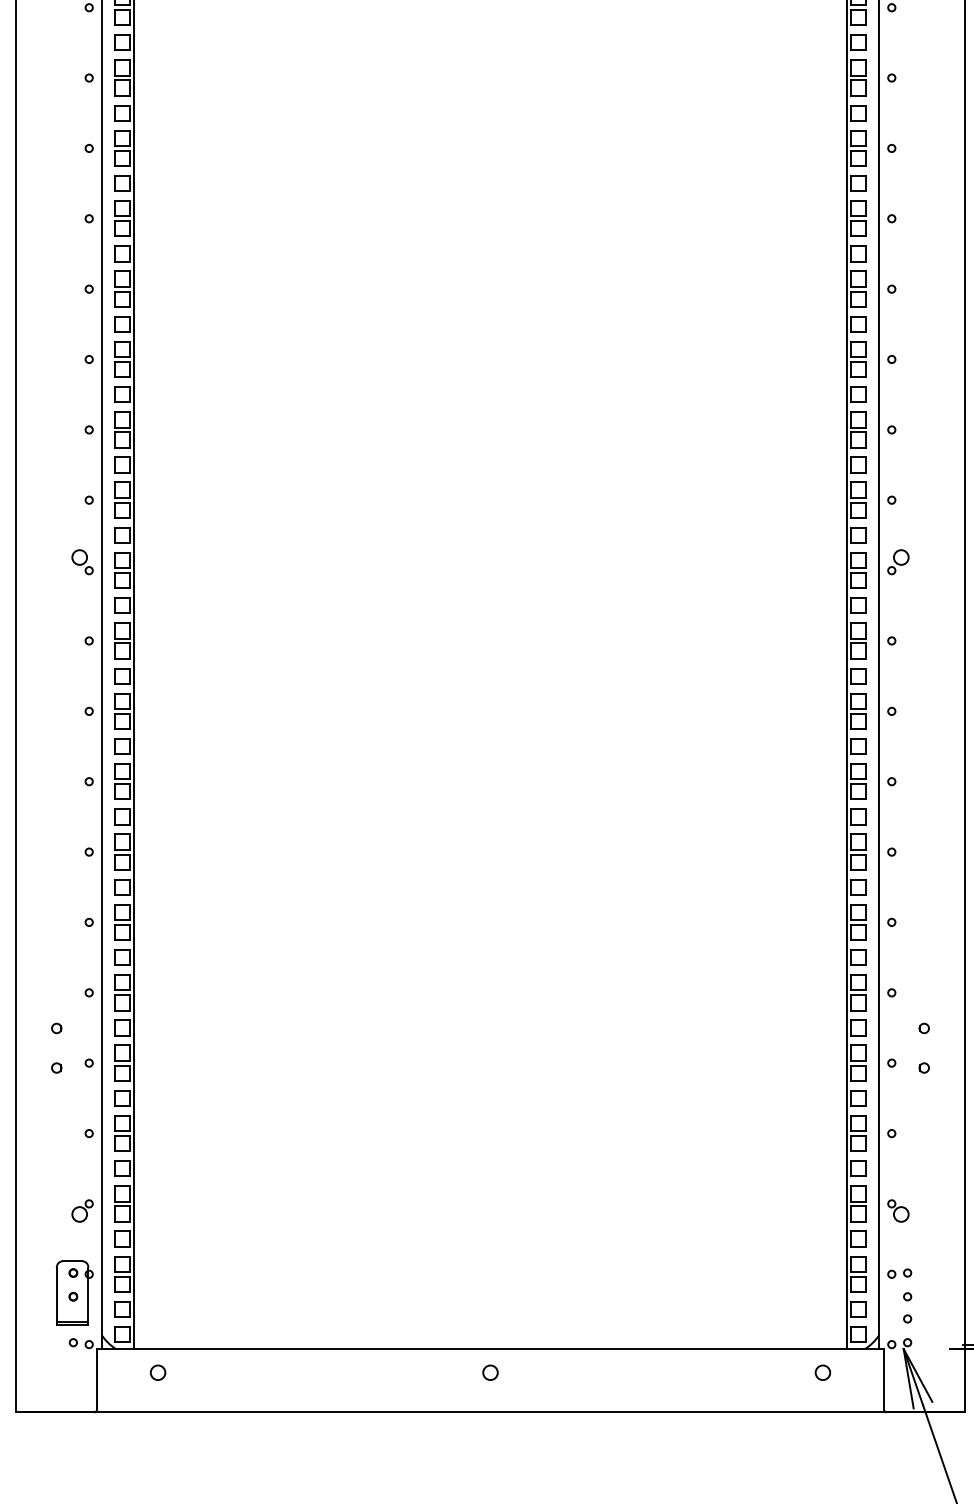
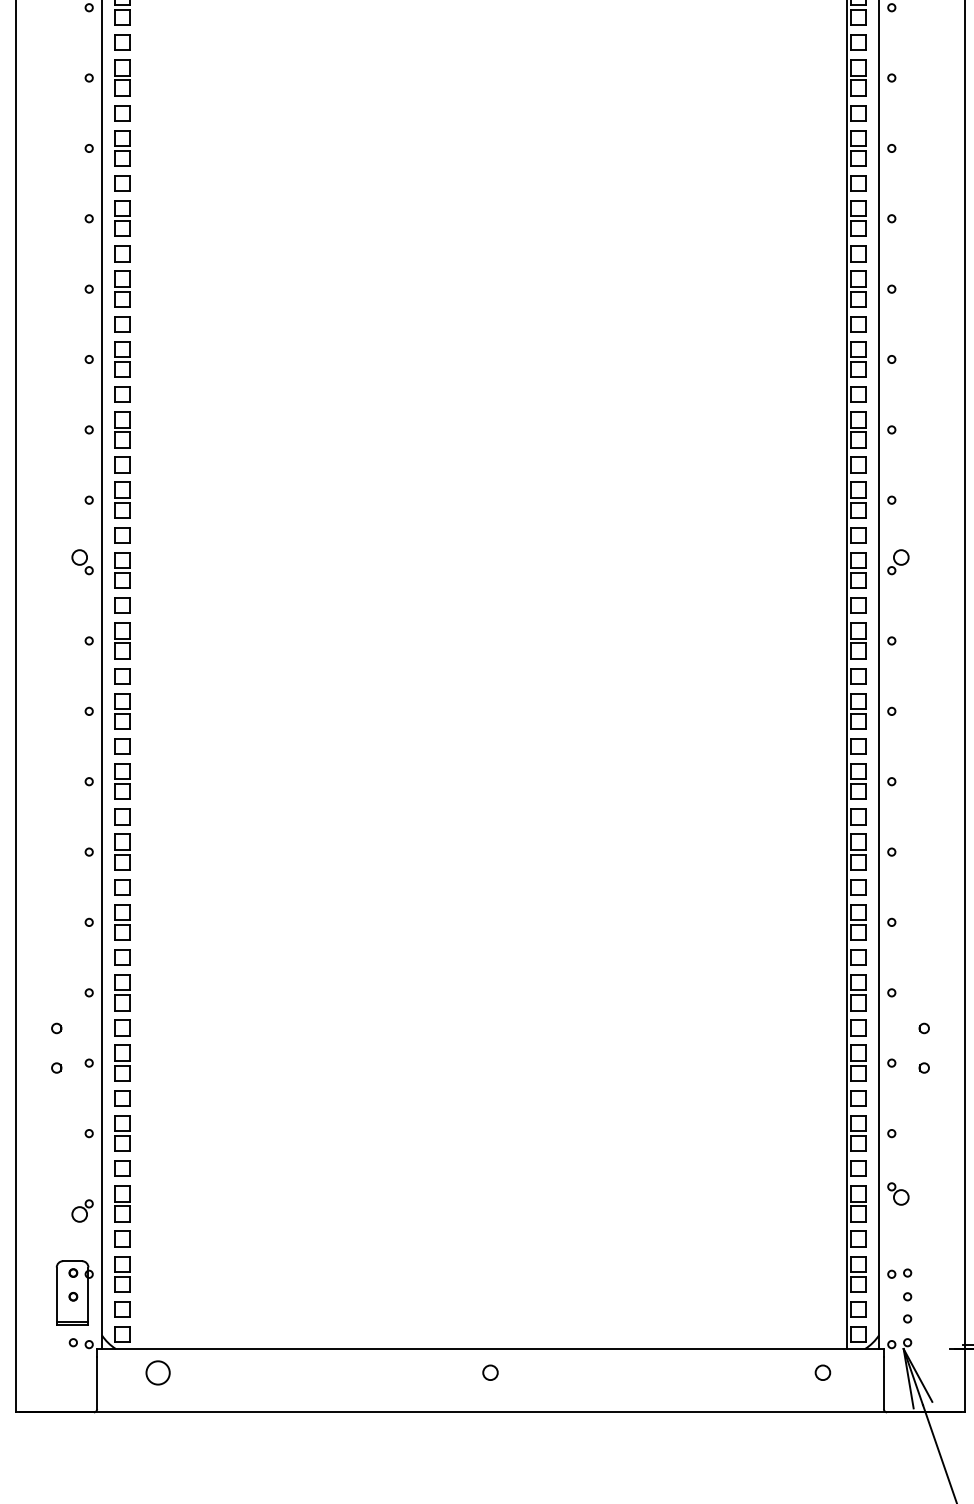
line: present -> none (133, 675)
part position: (898, 1210) -> (898, 1193) (898, 1193)
circle size: 18x17 px -> 26x26 px (157, 1372)
